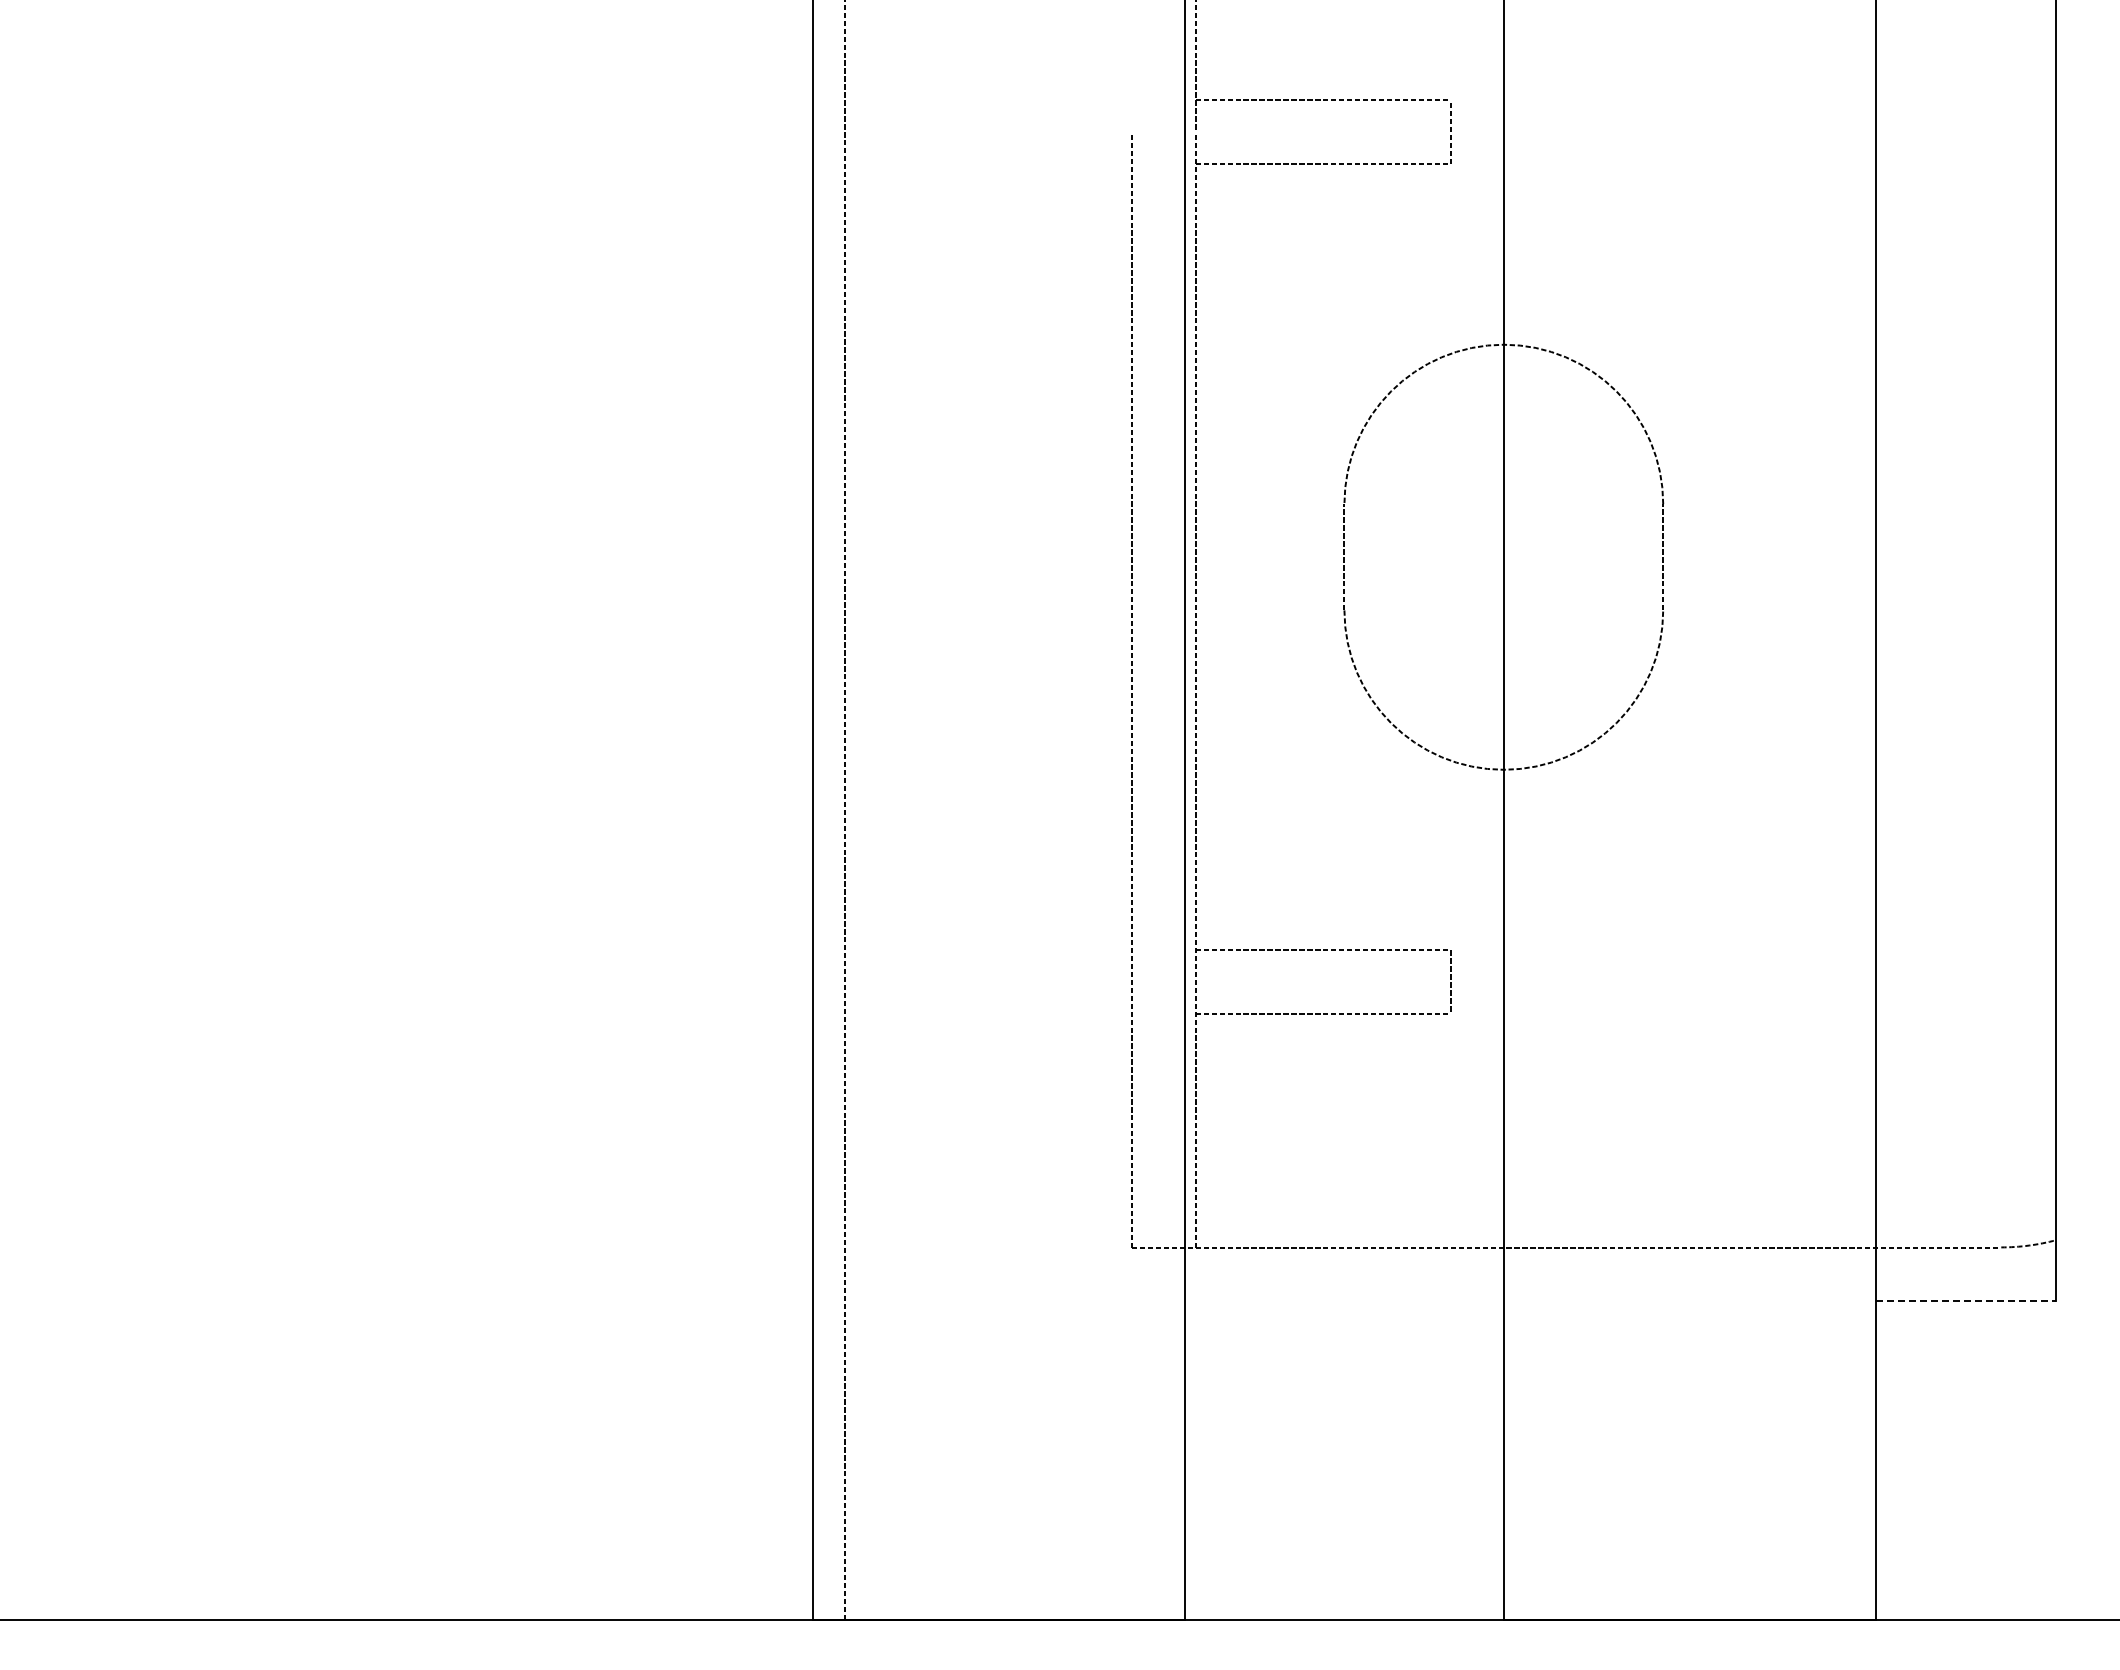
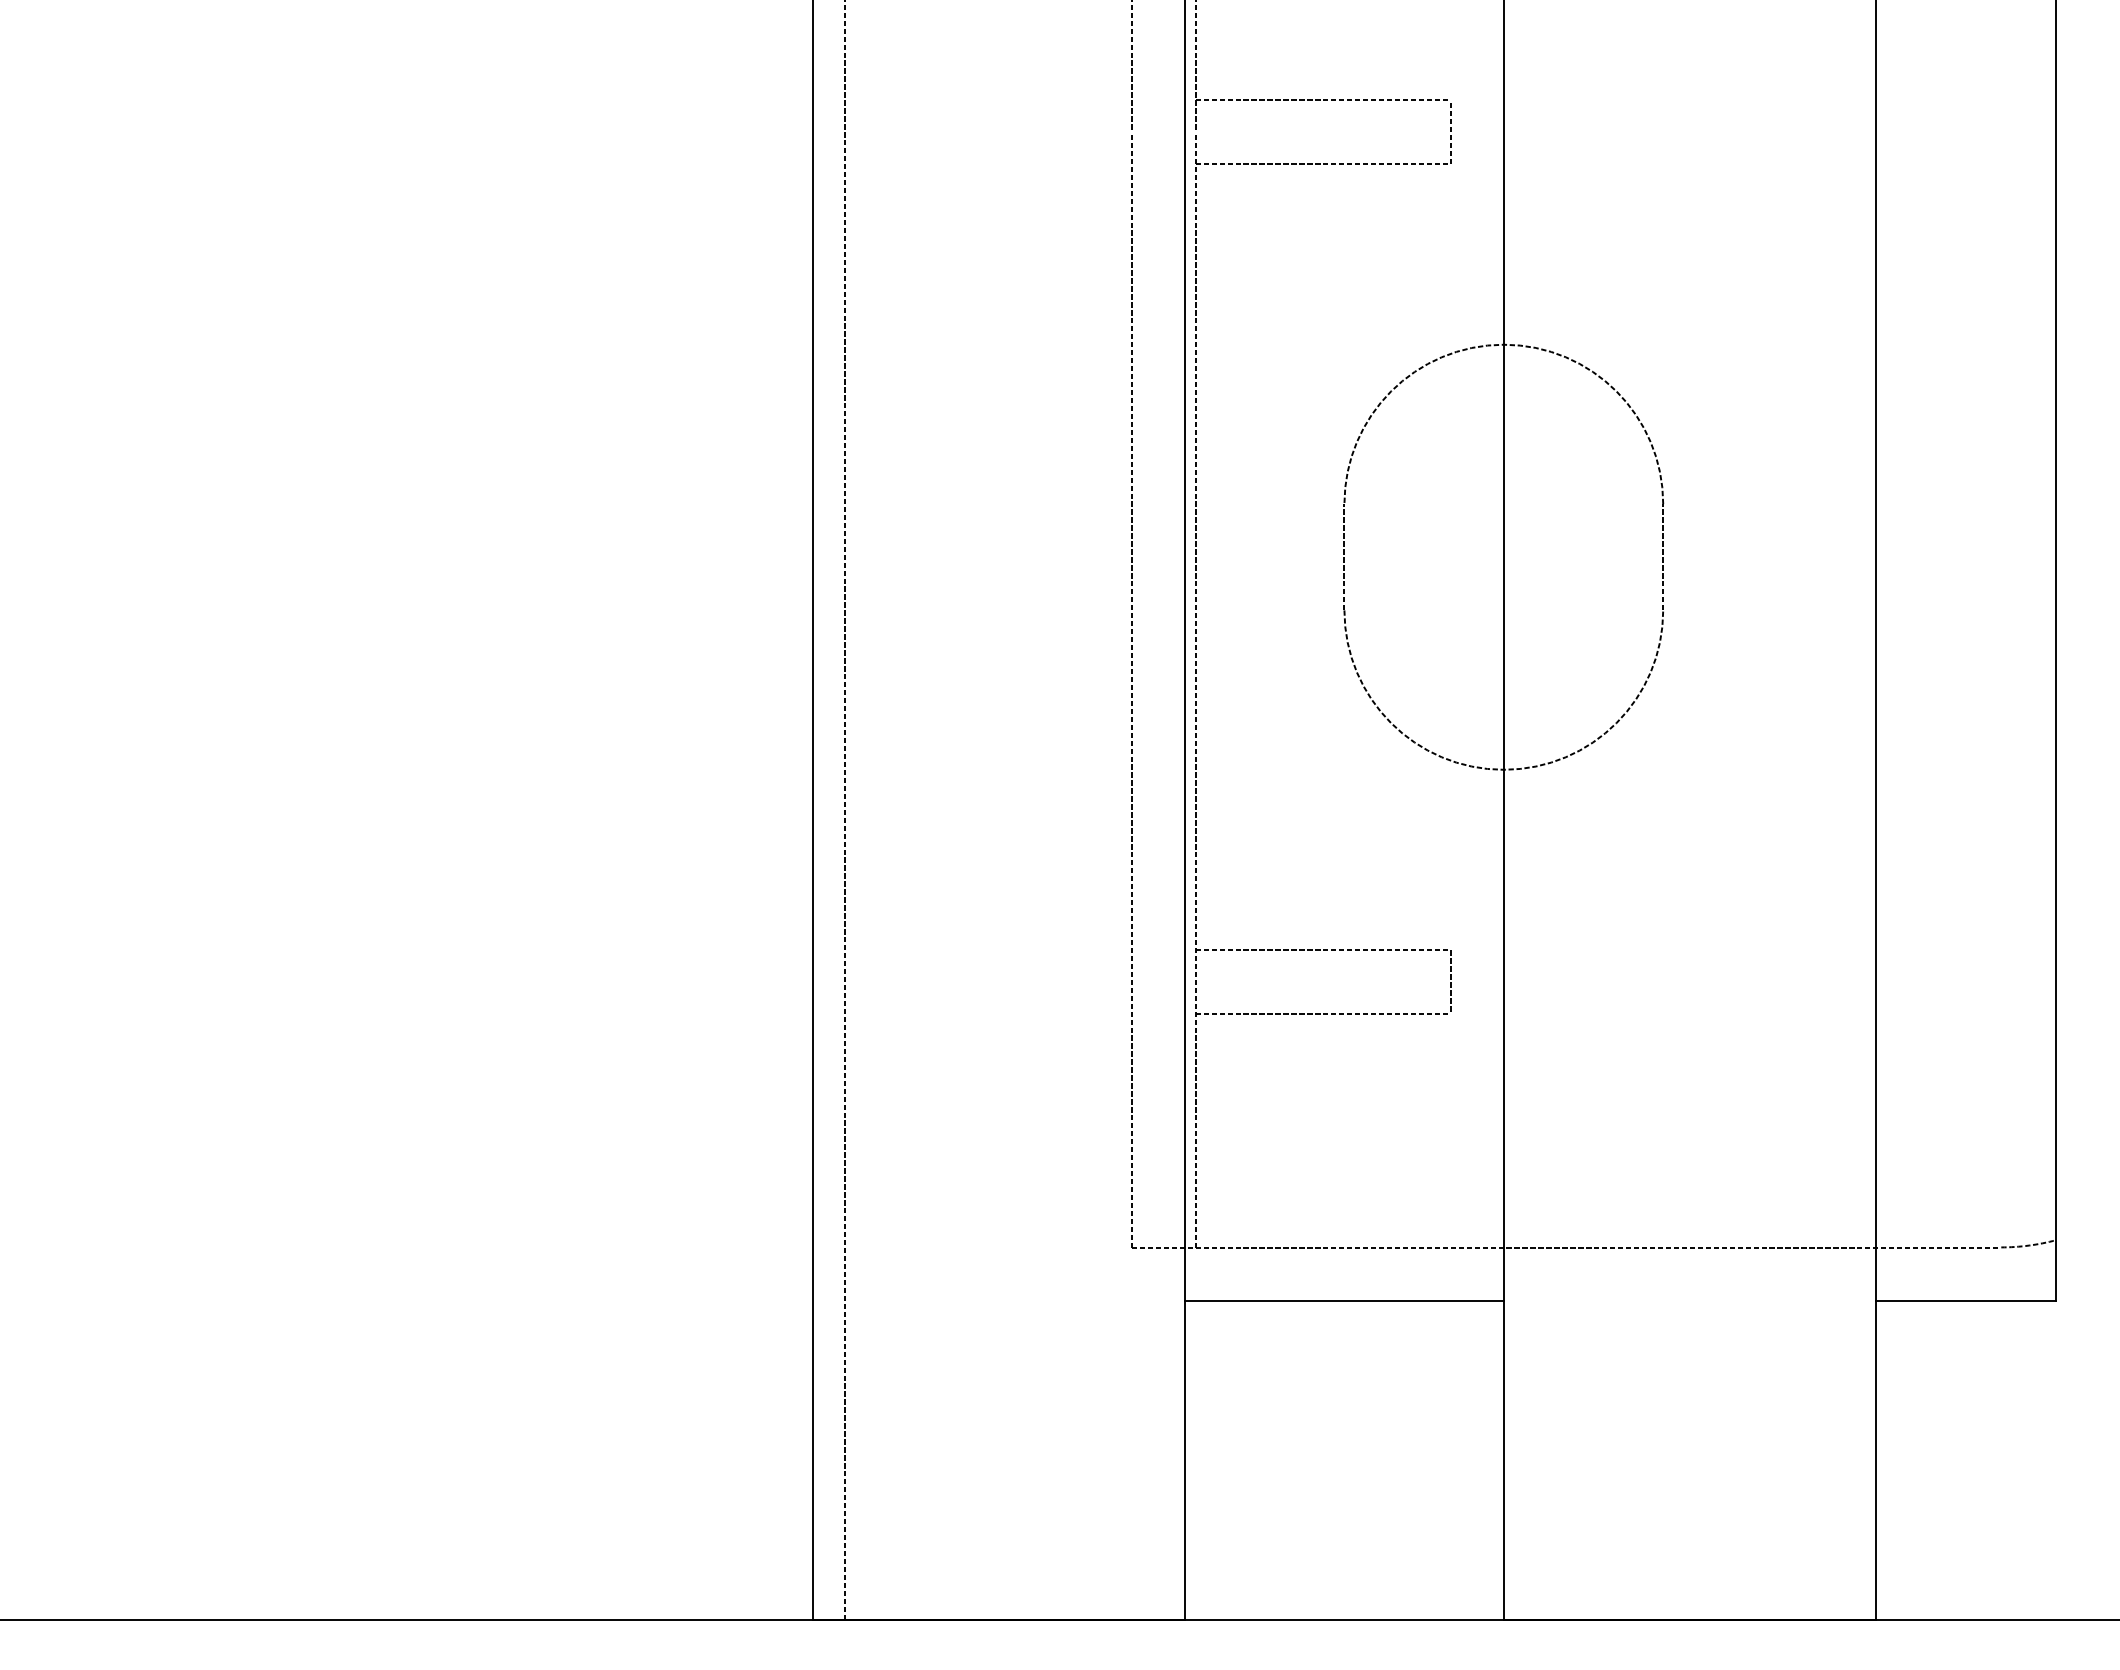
line: none -> present (1131, 67)
line: none -> present (1344, 1301)
line: dashed -> solid (1966, 1301)
